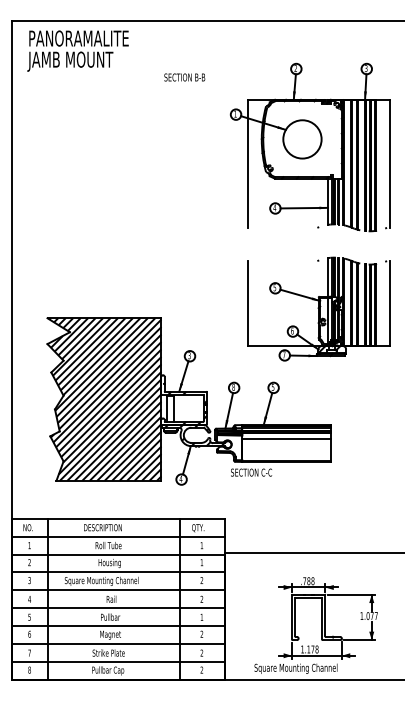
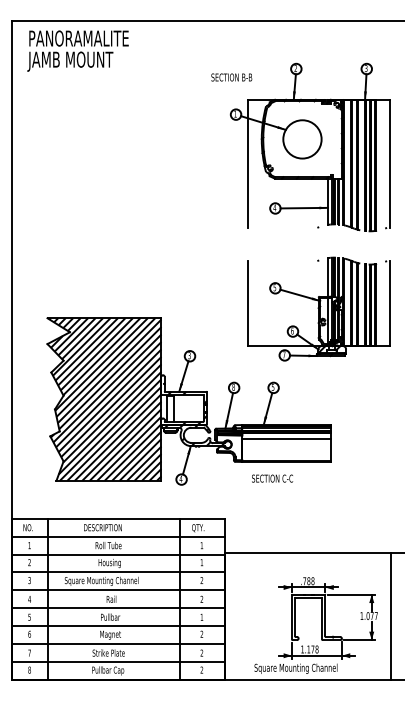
text position: (184, 77) -> (231, 77) (231, 77)
text position: (251, 472) -> (272, 478) (272, 478)
line: none -> present (390, 615)
